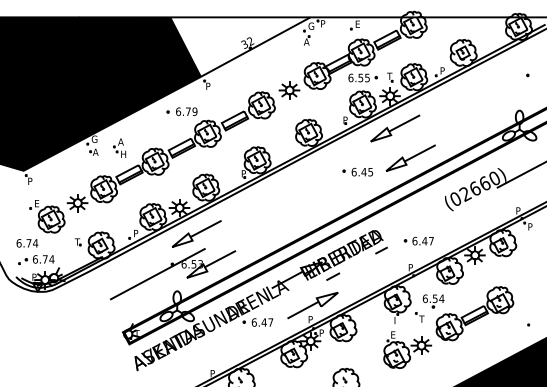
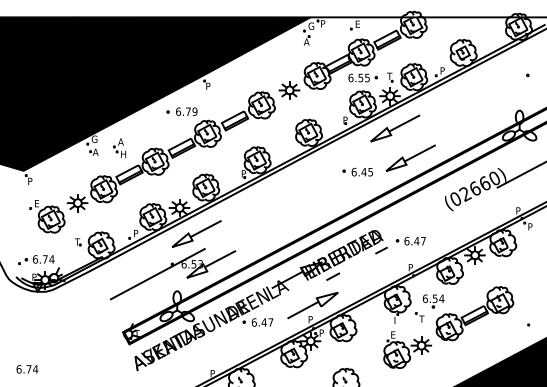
fill: none -> present (240, 46)
part position: (418, 240) -> (410, 240) (410, 240)
text position: (27, 243) -> (27, 369) (27, 369)
